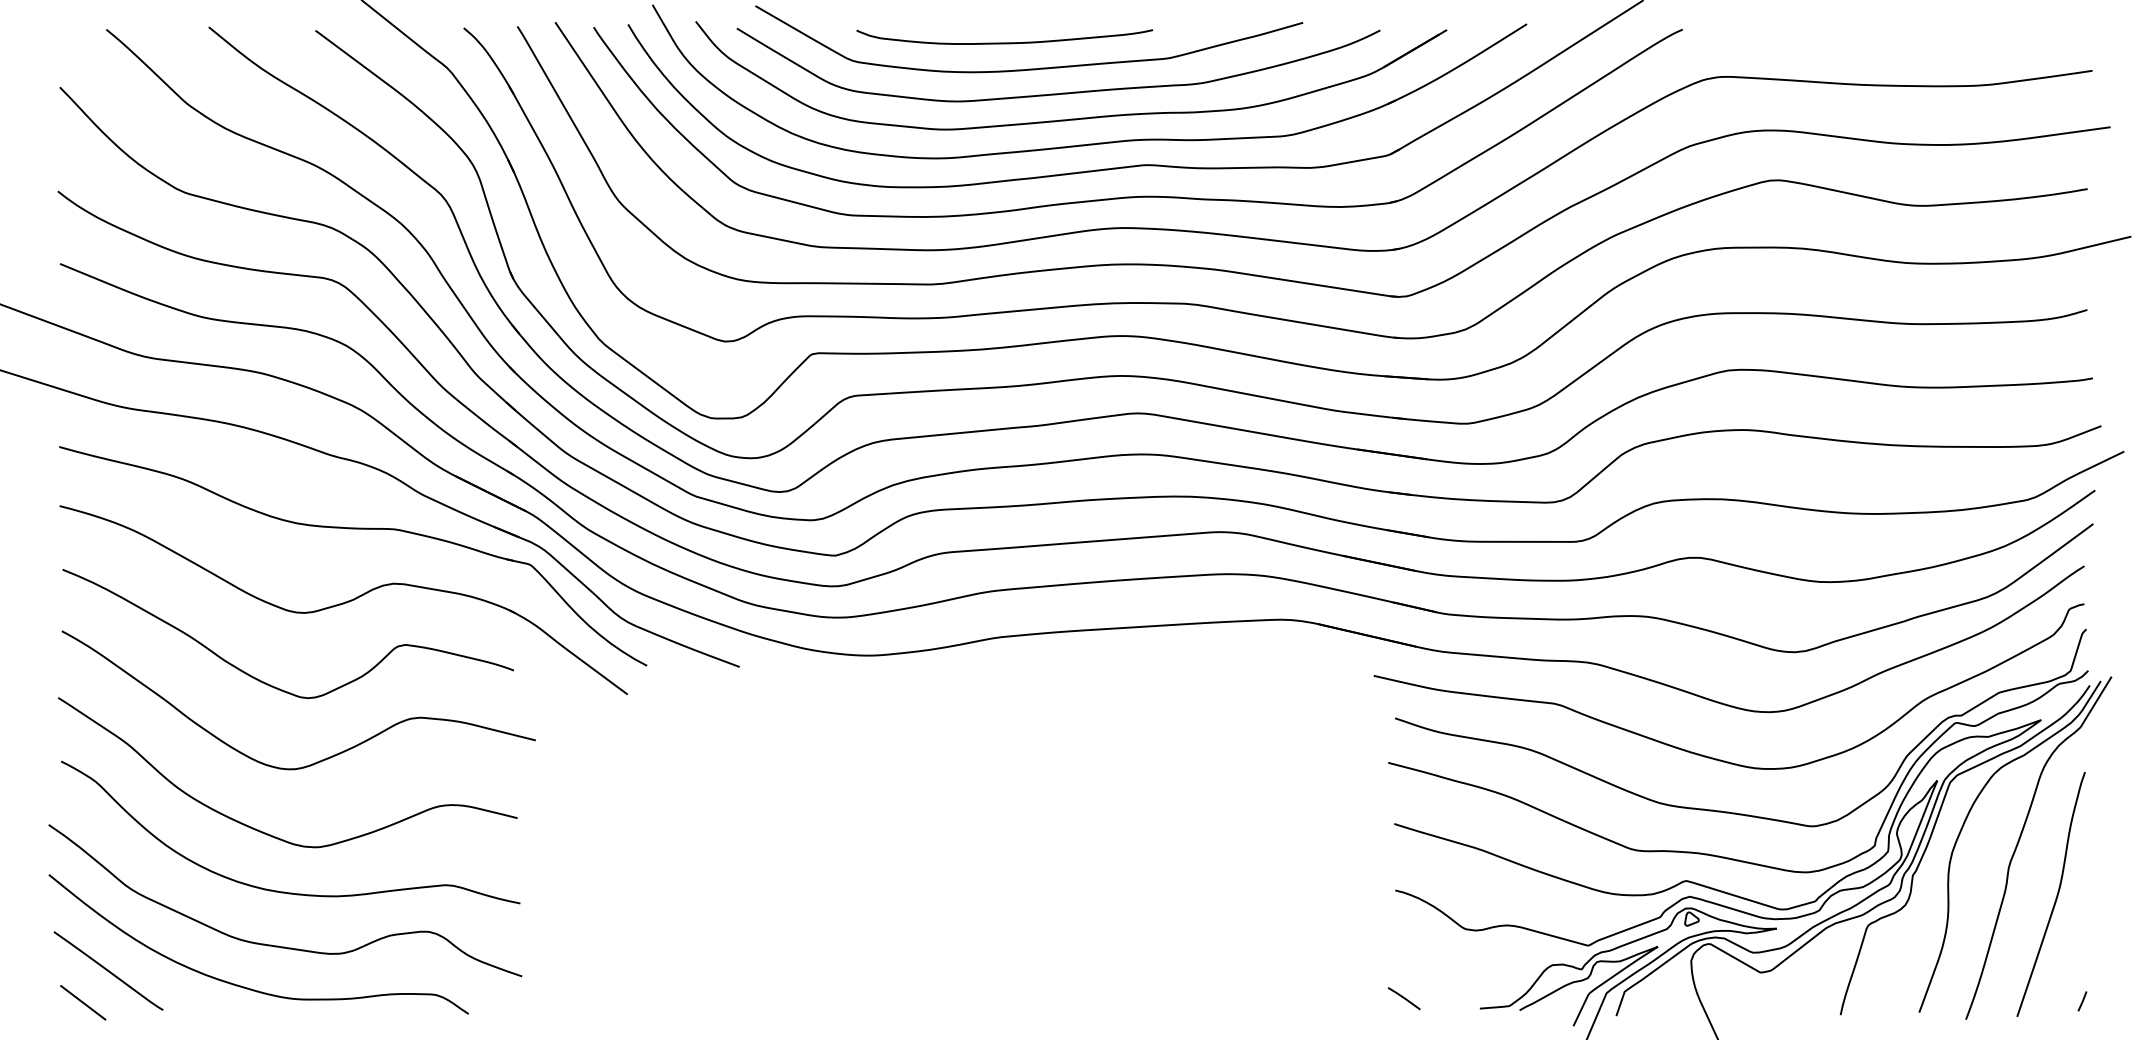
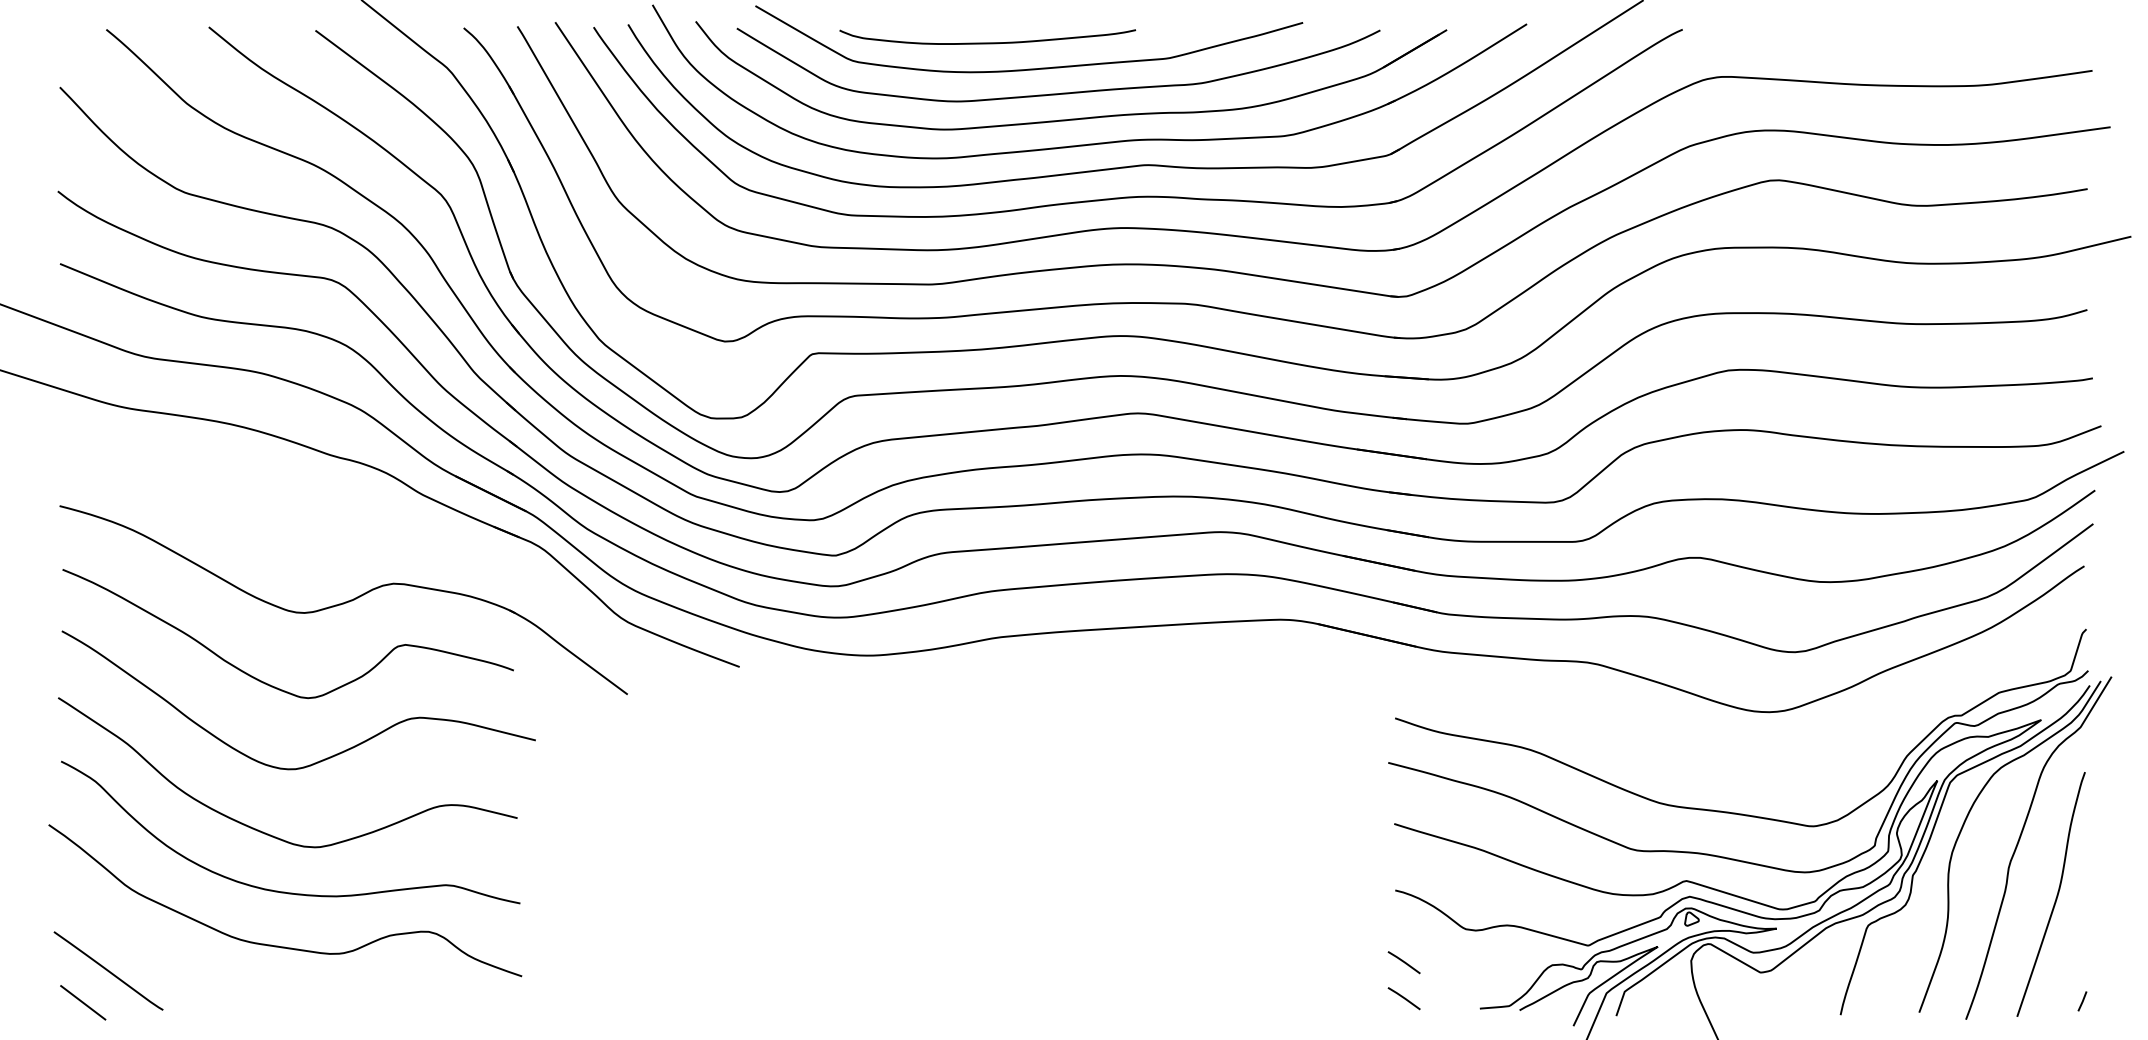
curve position: (1004, 42) -> (987, 42) (987, 42)
part: present -> none (353, 529)
curve: present -> none (1706, 755)
line: none -> present (1403, 962)
curve: present -> none (248, 987)
